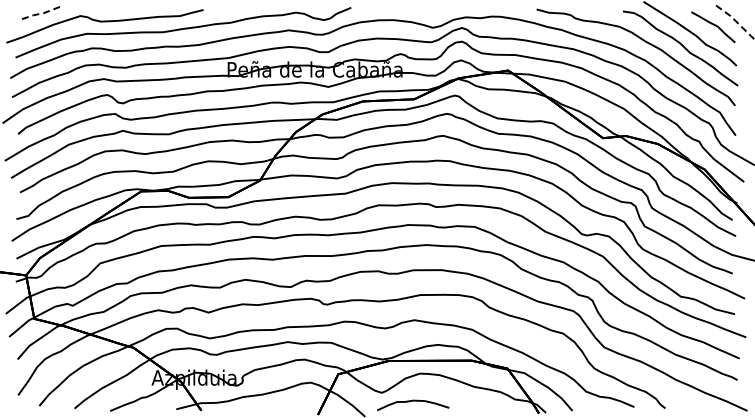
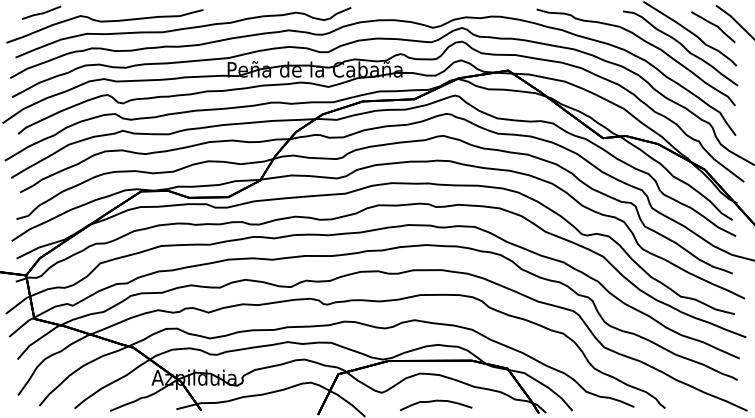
line: dashed -> solid (41, 13)
line: dashed -> solid (735, 21)
curve position: (413, 401) -> (436, 401) (436, 401)
